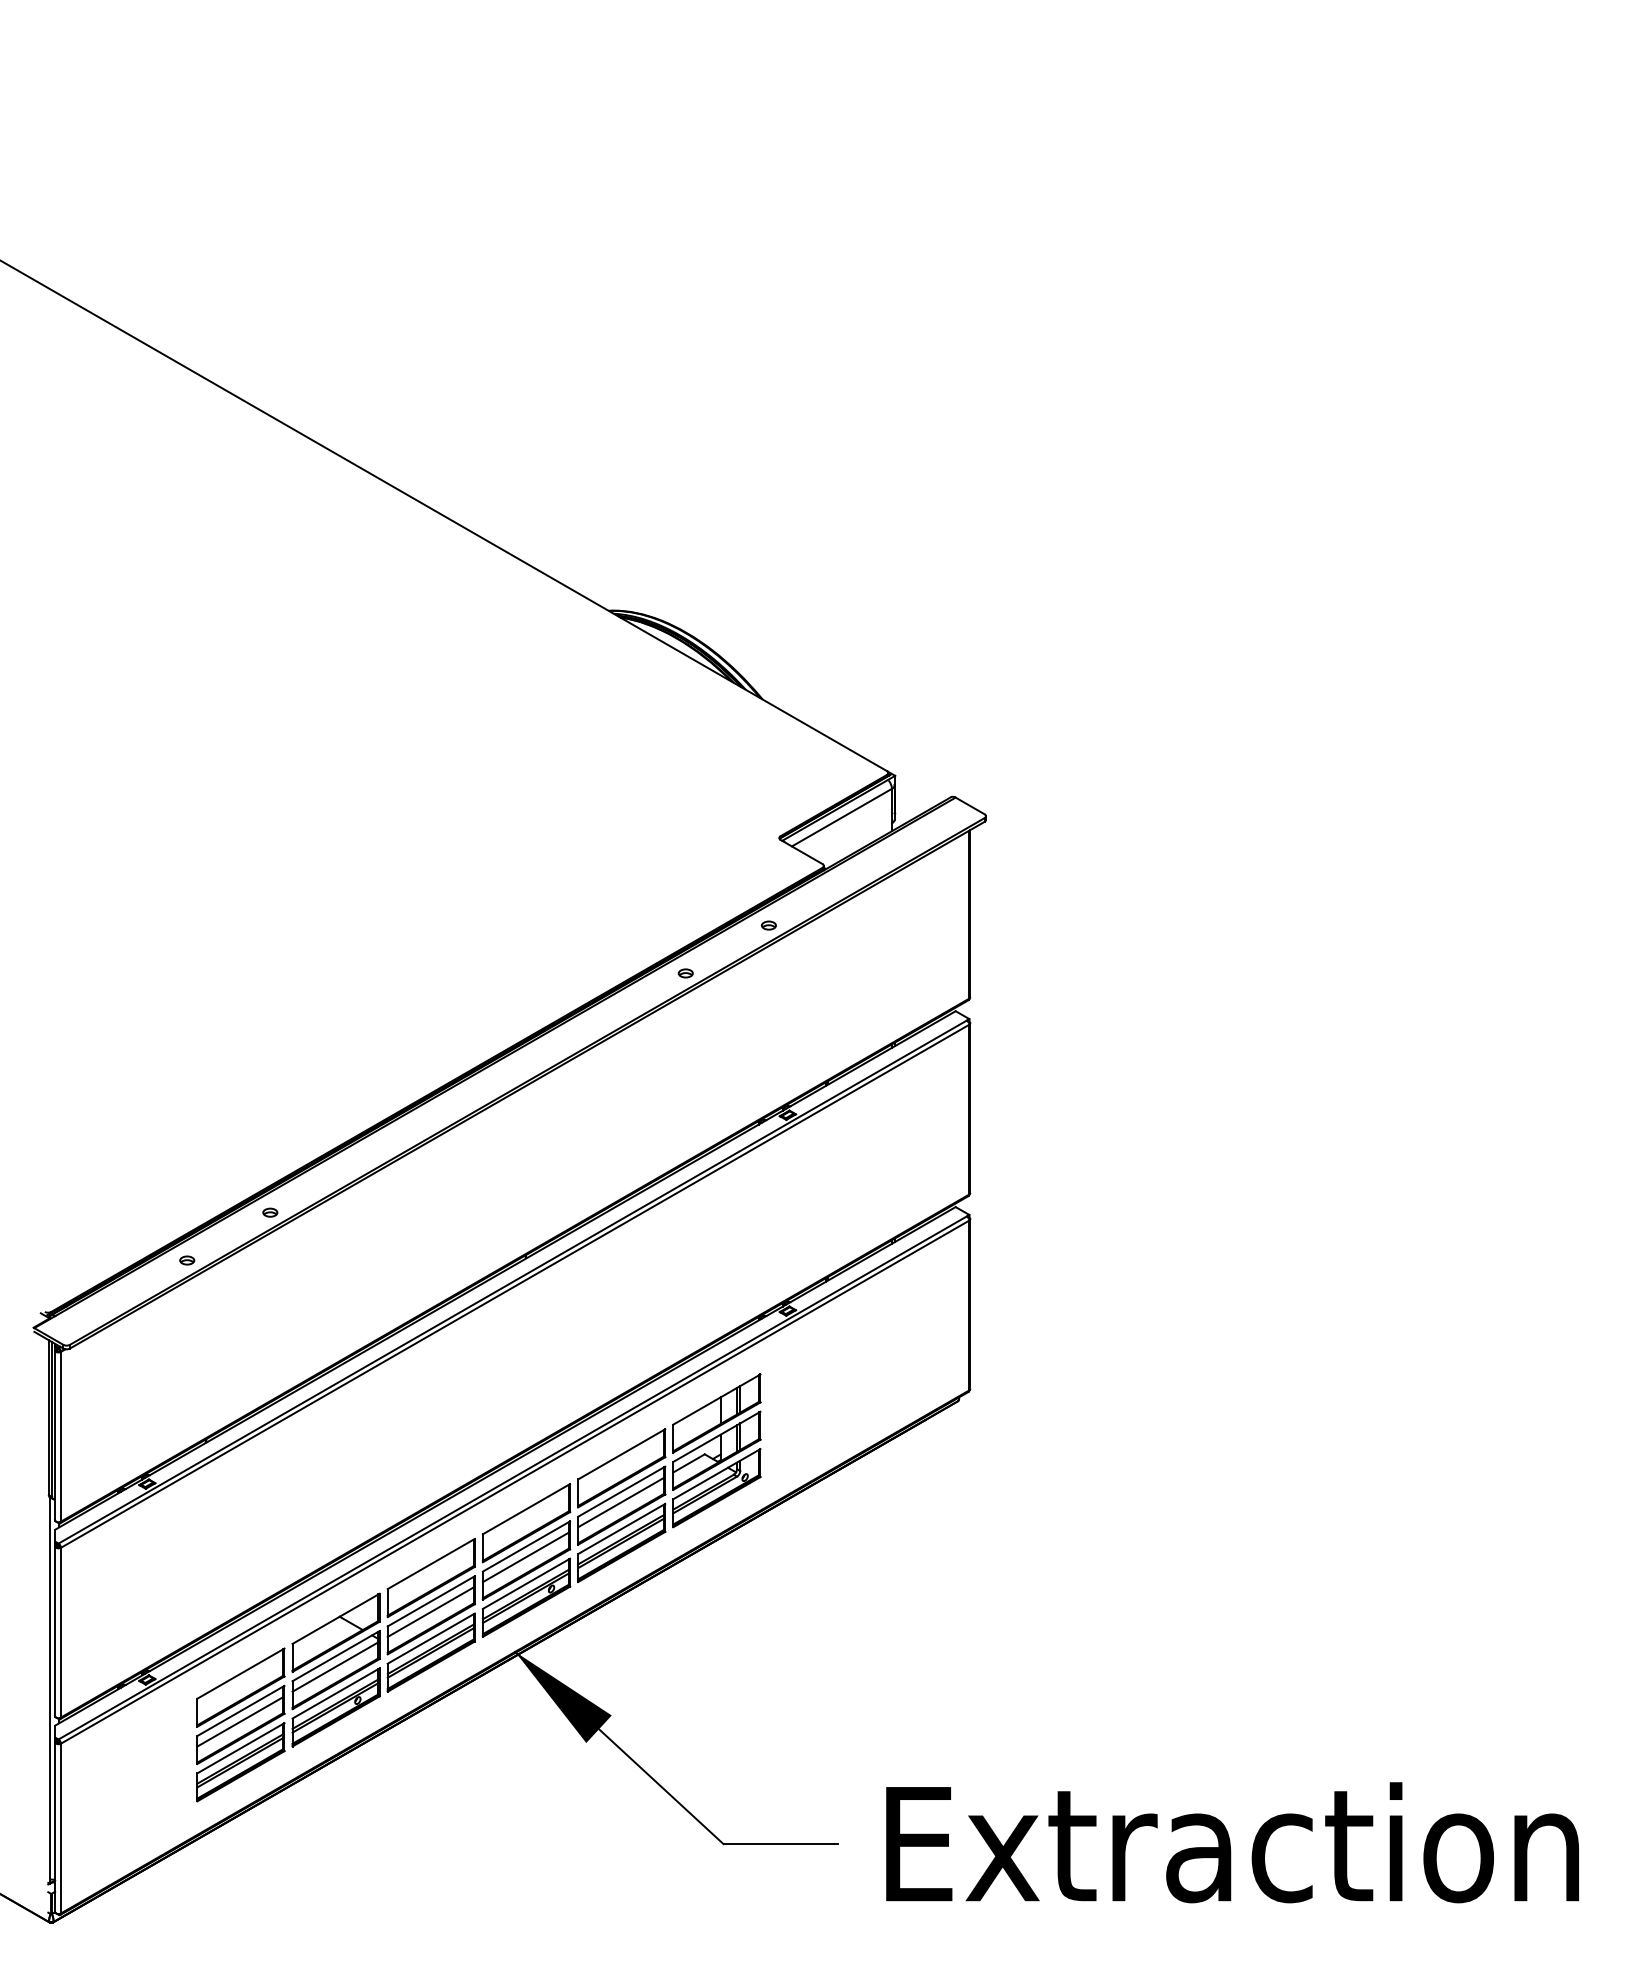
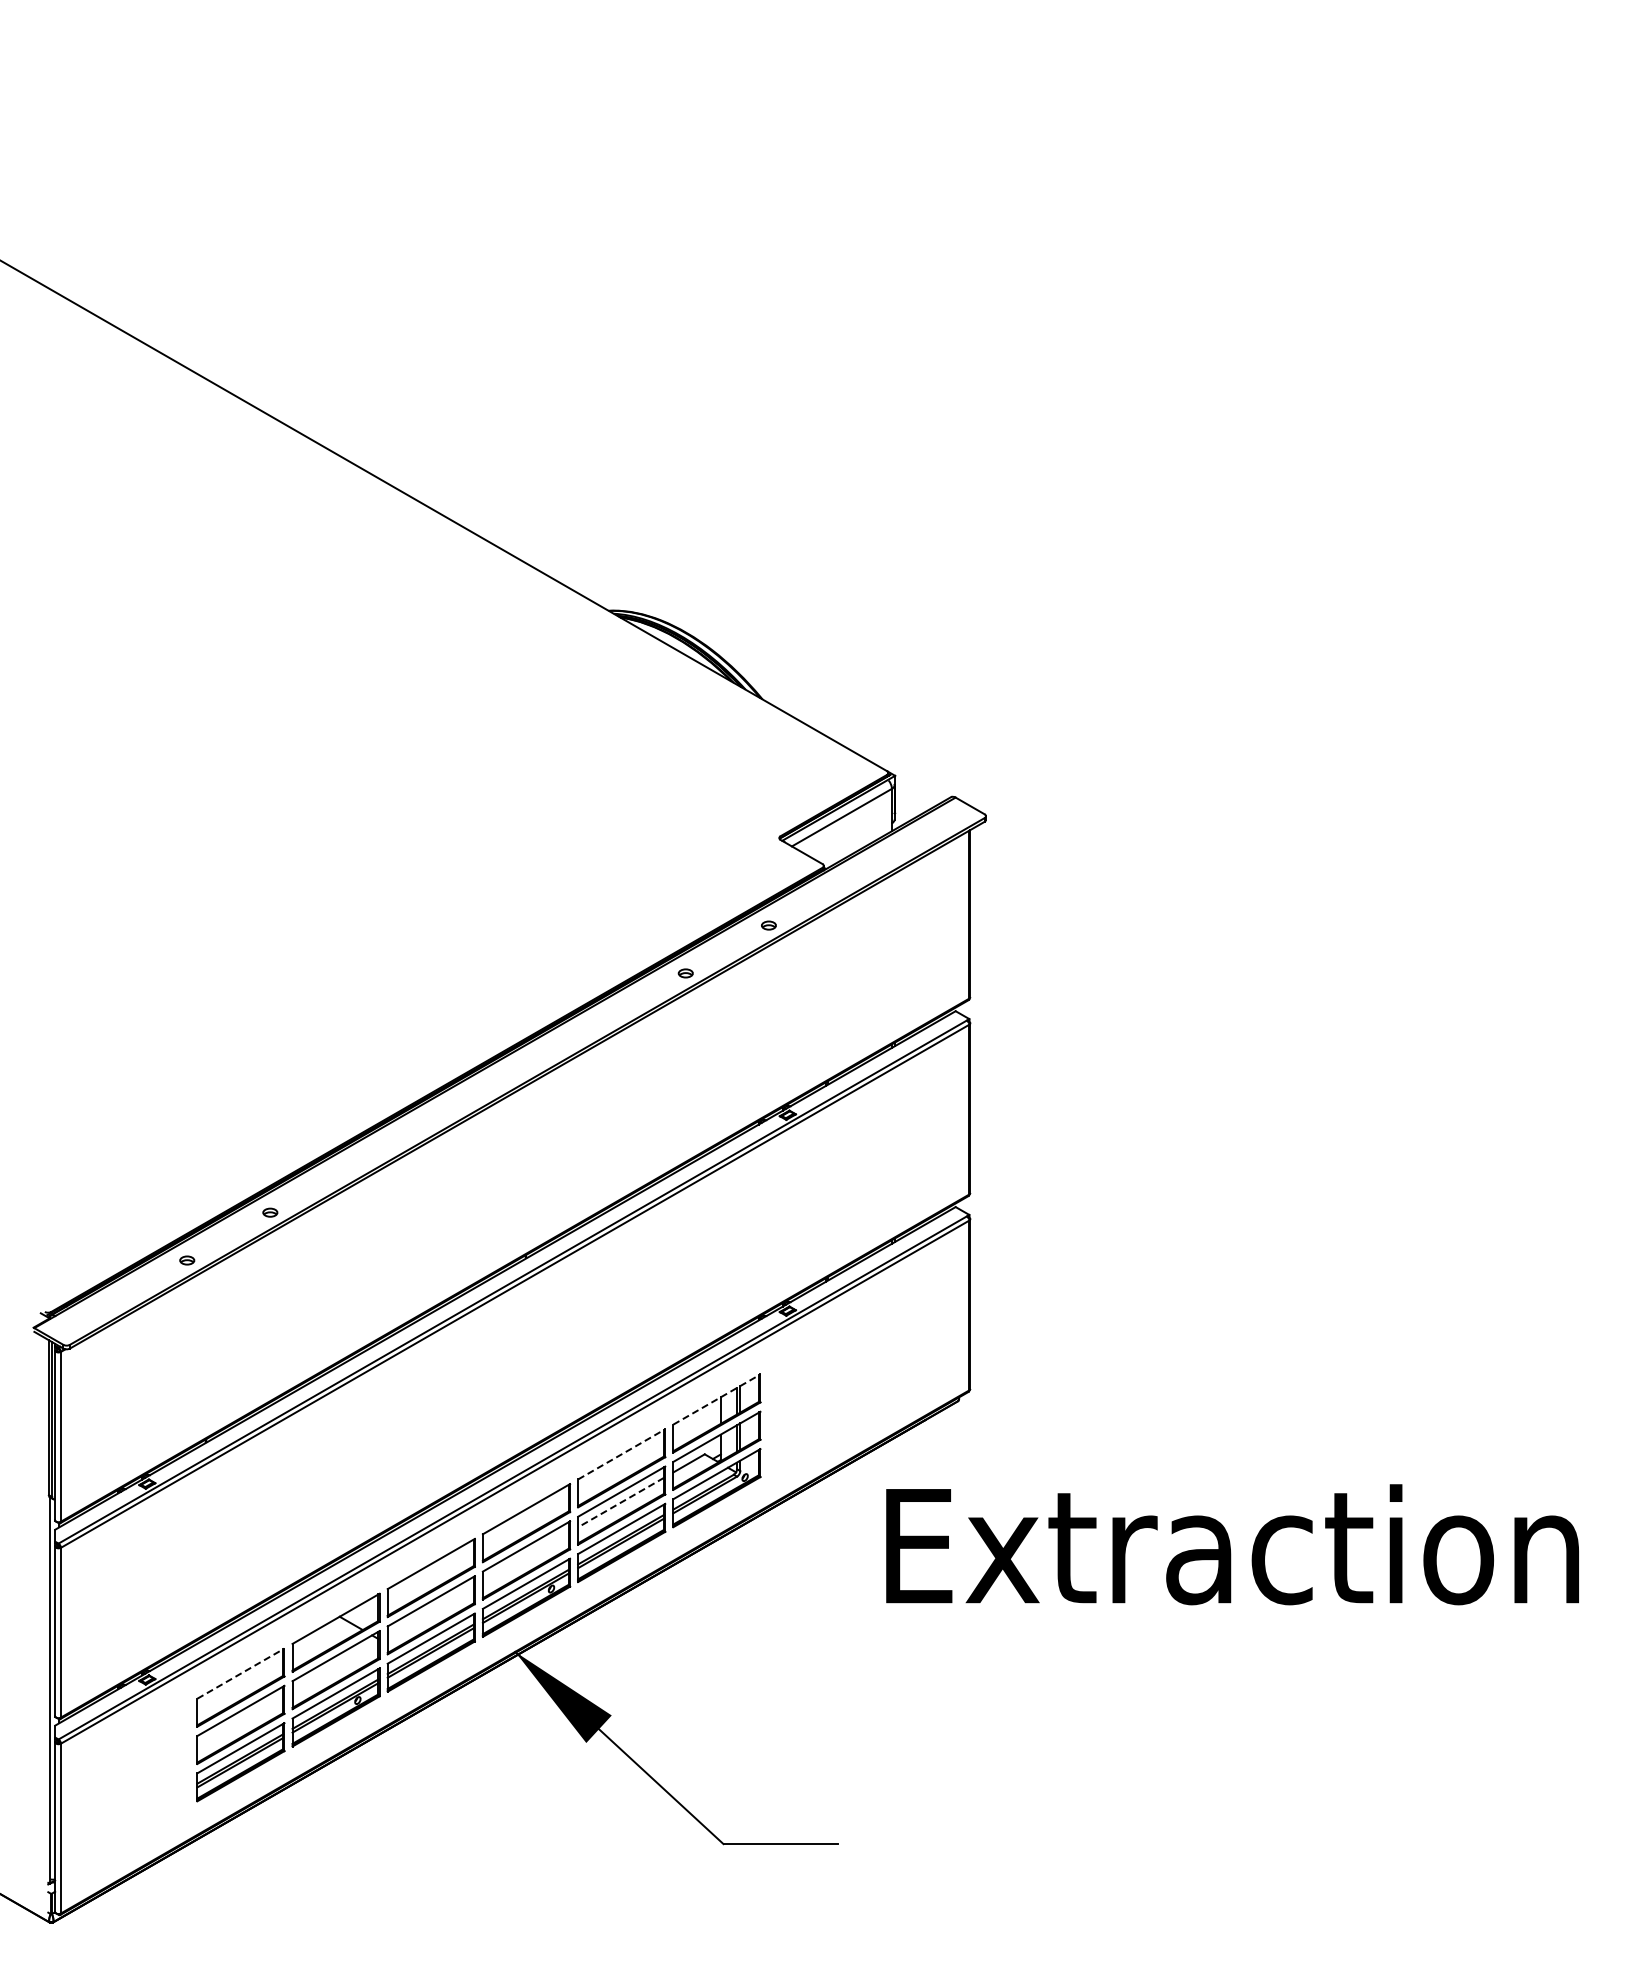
line: solid -> dashed (717, 1399)
line: solid -> dashed (622, 1454)
line: solid -> dashed (621, 1502)
line: present -> none (525, 1557)
line: present -> none (430, 1611)
line: present -> none (335, 1666)
line: solid -> dashed (241, 1673)
line: present -> none (240, 1721)
text position: (1232, 1842) -> (1232, 1544) (1232, 1544)
